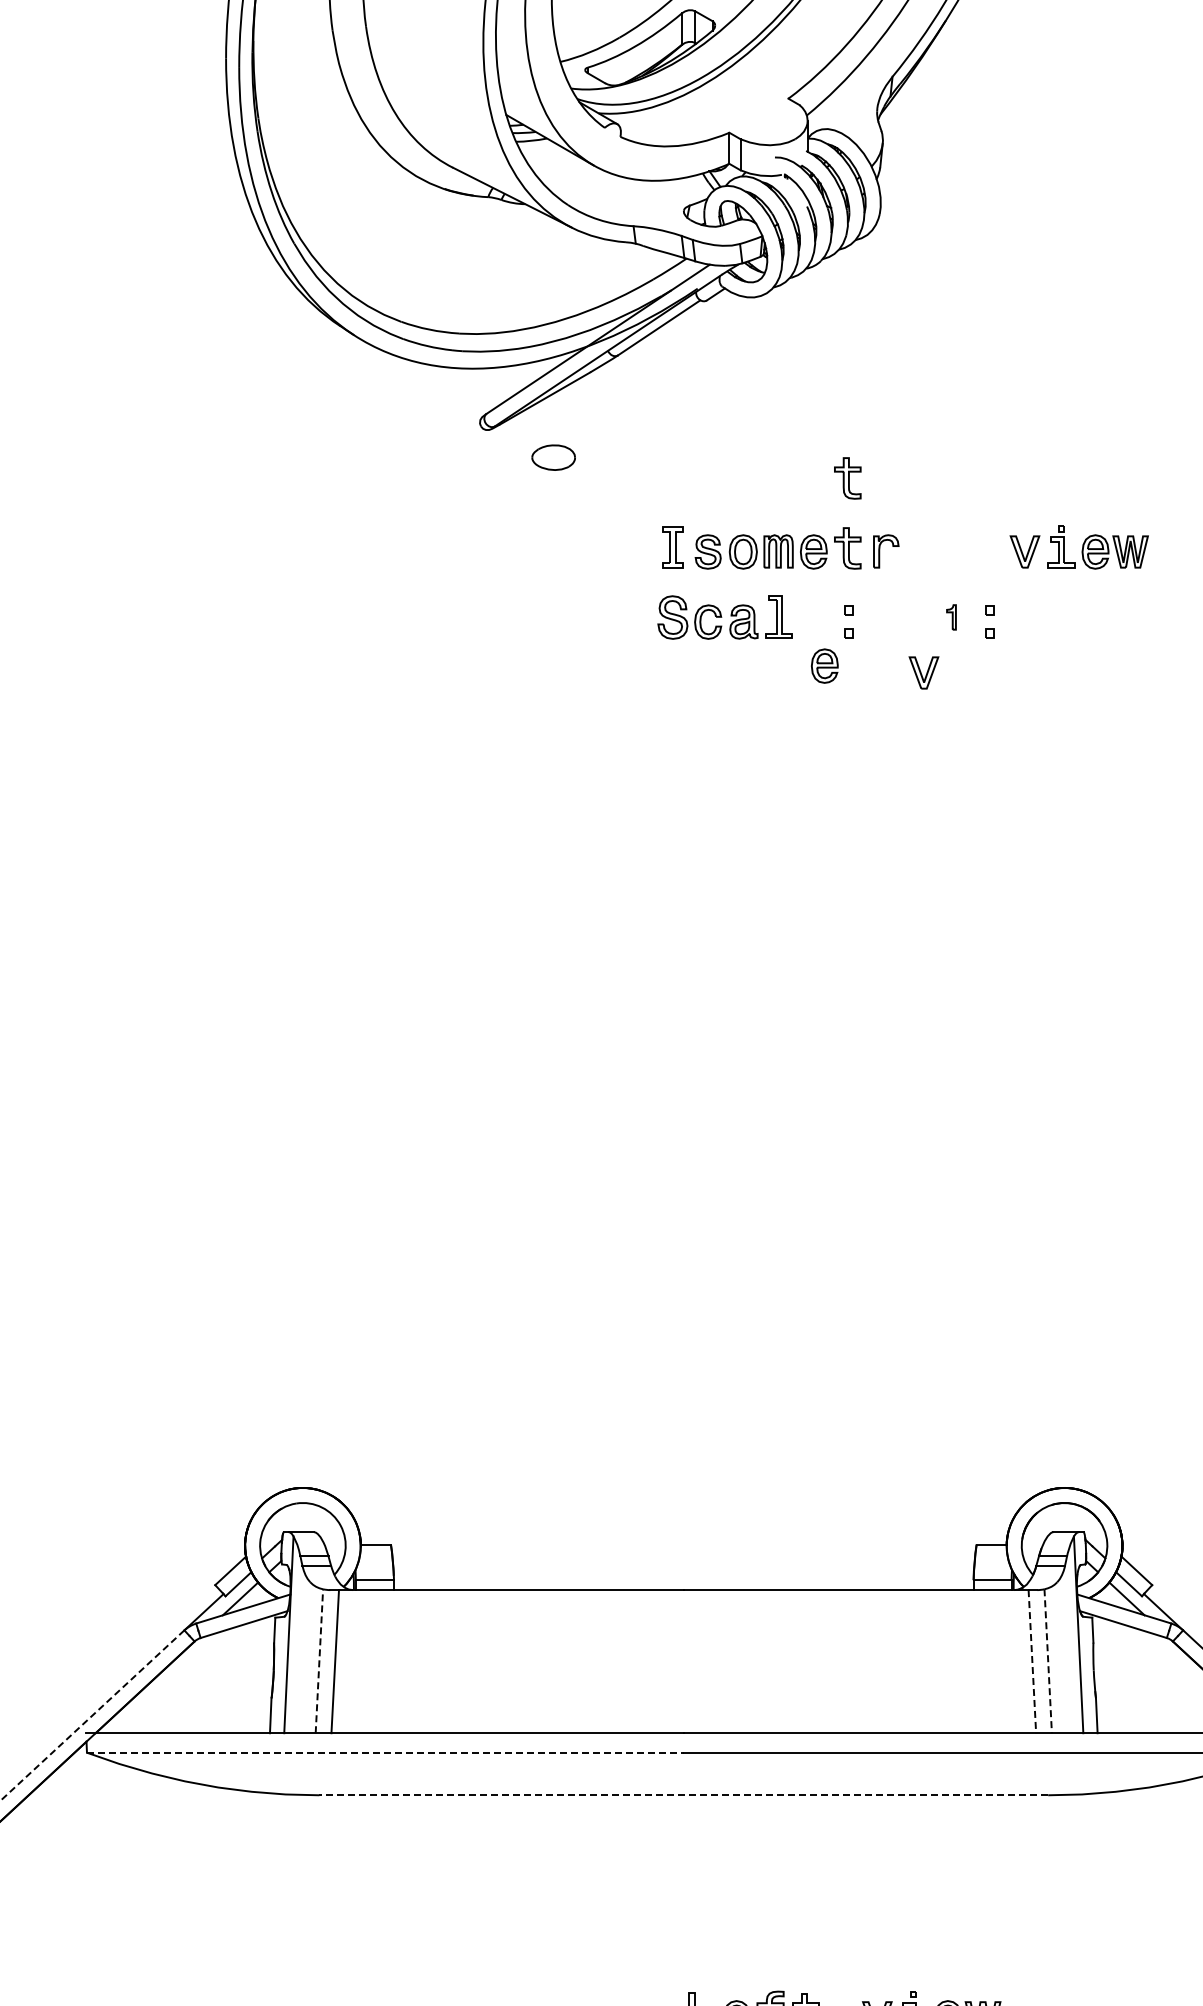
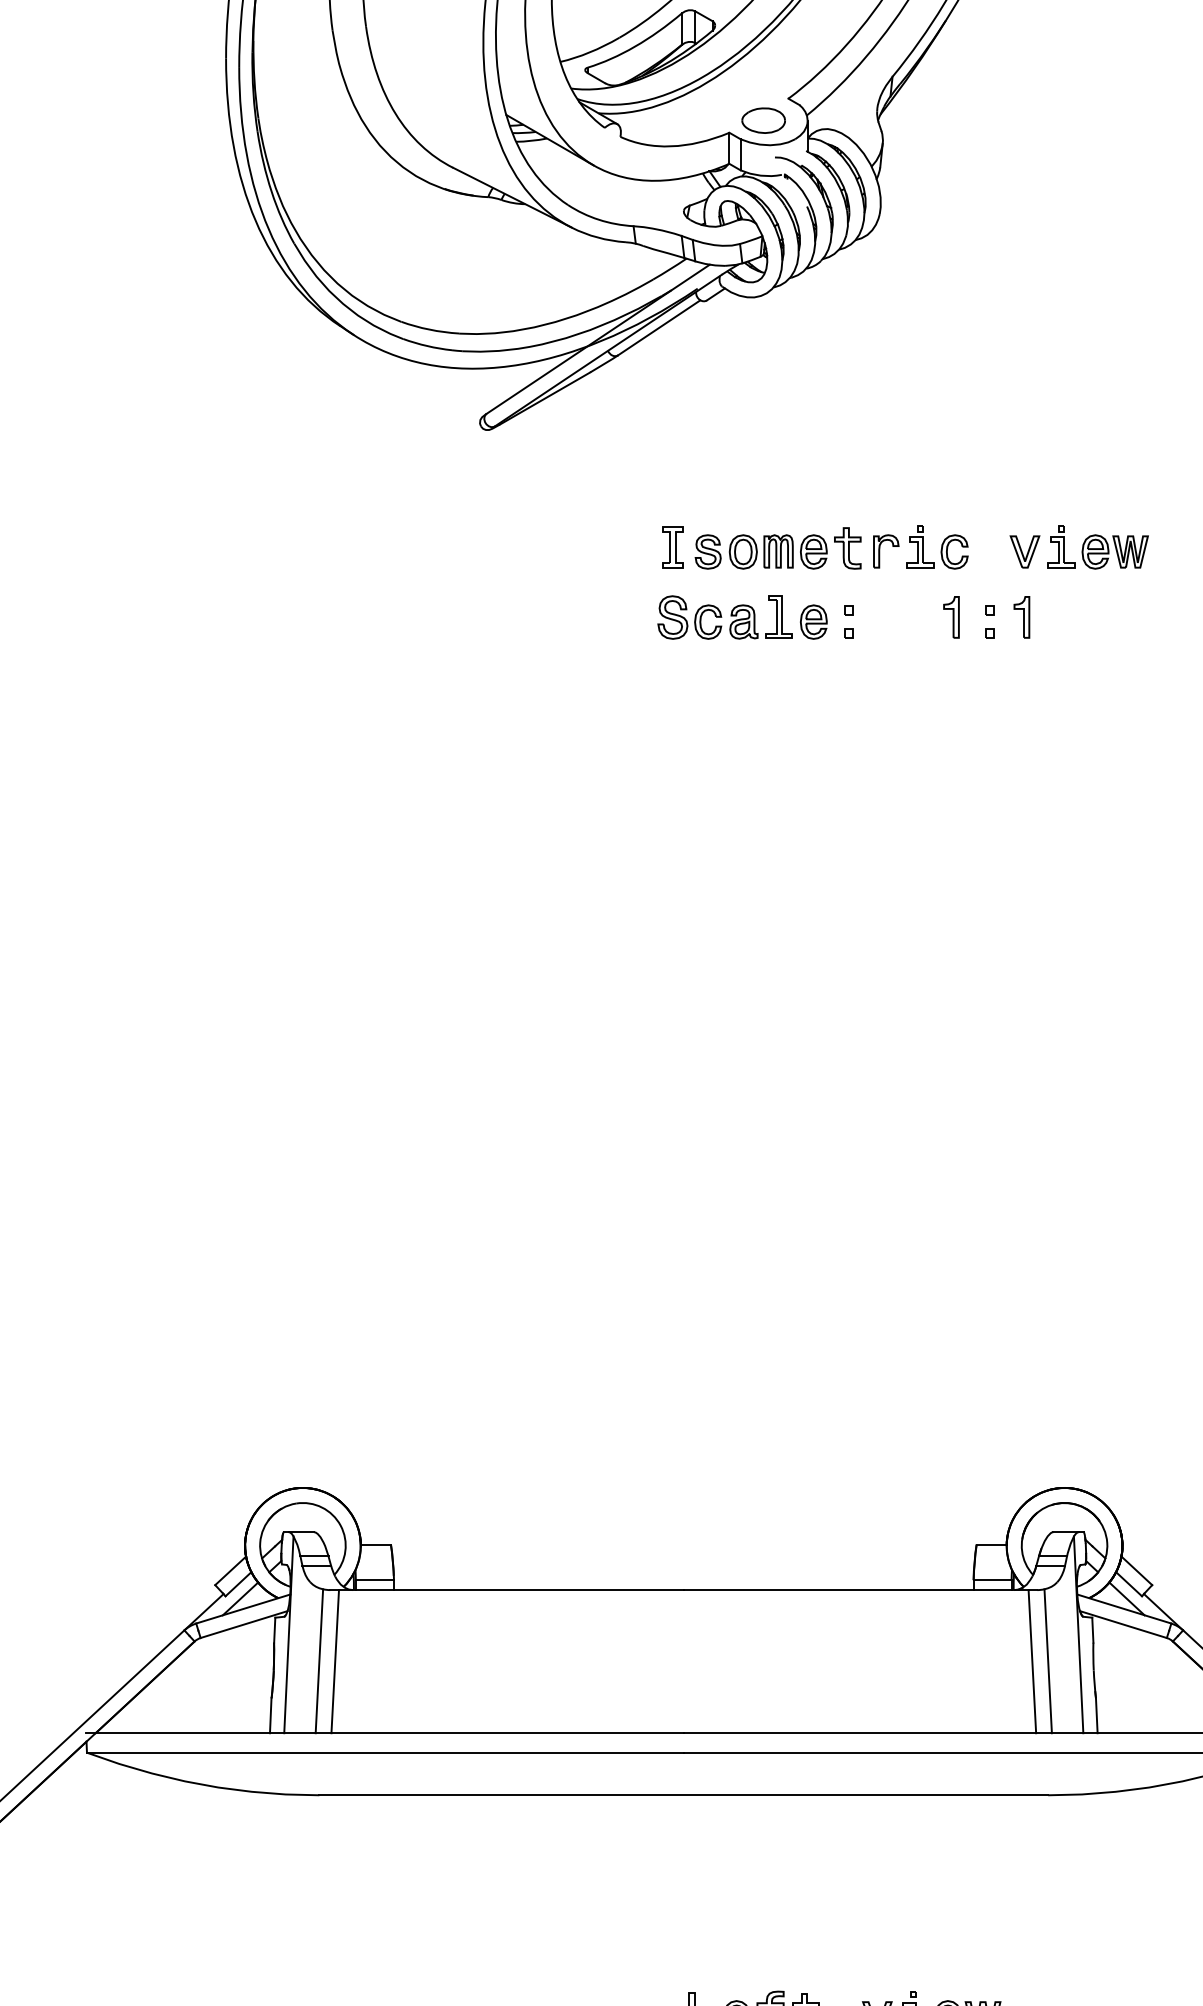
part position: (553, 457) -> (763, 120) (763, 120)
part: present -> none (847, 478)
part: none -> present (937, 547)
part size: 11x27 px -> 17x43 px (951, 617)
part: none -> present (1021, 617)
part position: (824, 665) -> (813, 621) (813, 621)
part: present -> none (923, 672)
line: dashed -> solid (319, 1660)
line: dashed -> solid (1032, 1661)
line: dashed -> solid (1048, 1661)
line: dashed -> solid (92, 1715)
line: dashed -> solid (385, 1752)
line: dashed -> solid (683, 1795)
